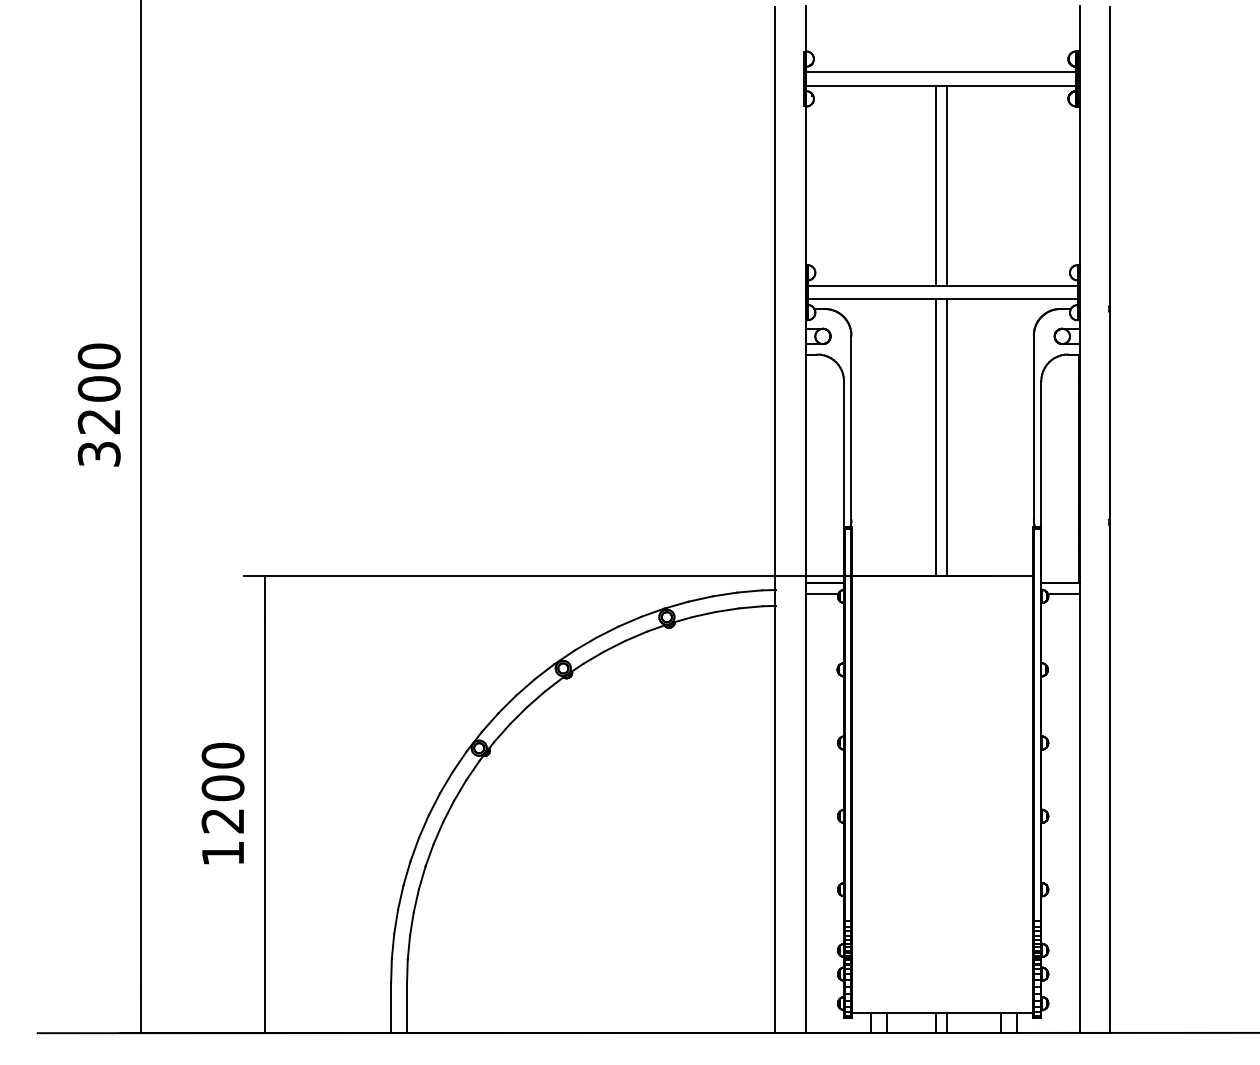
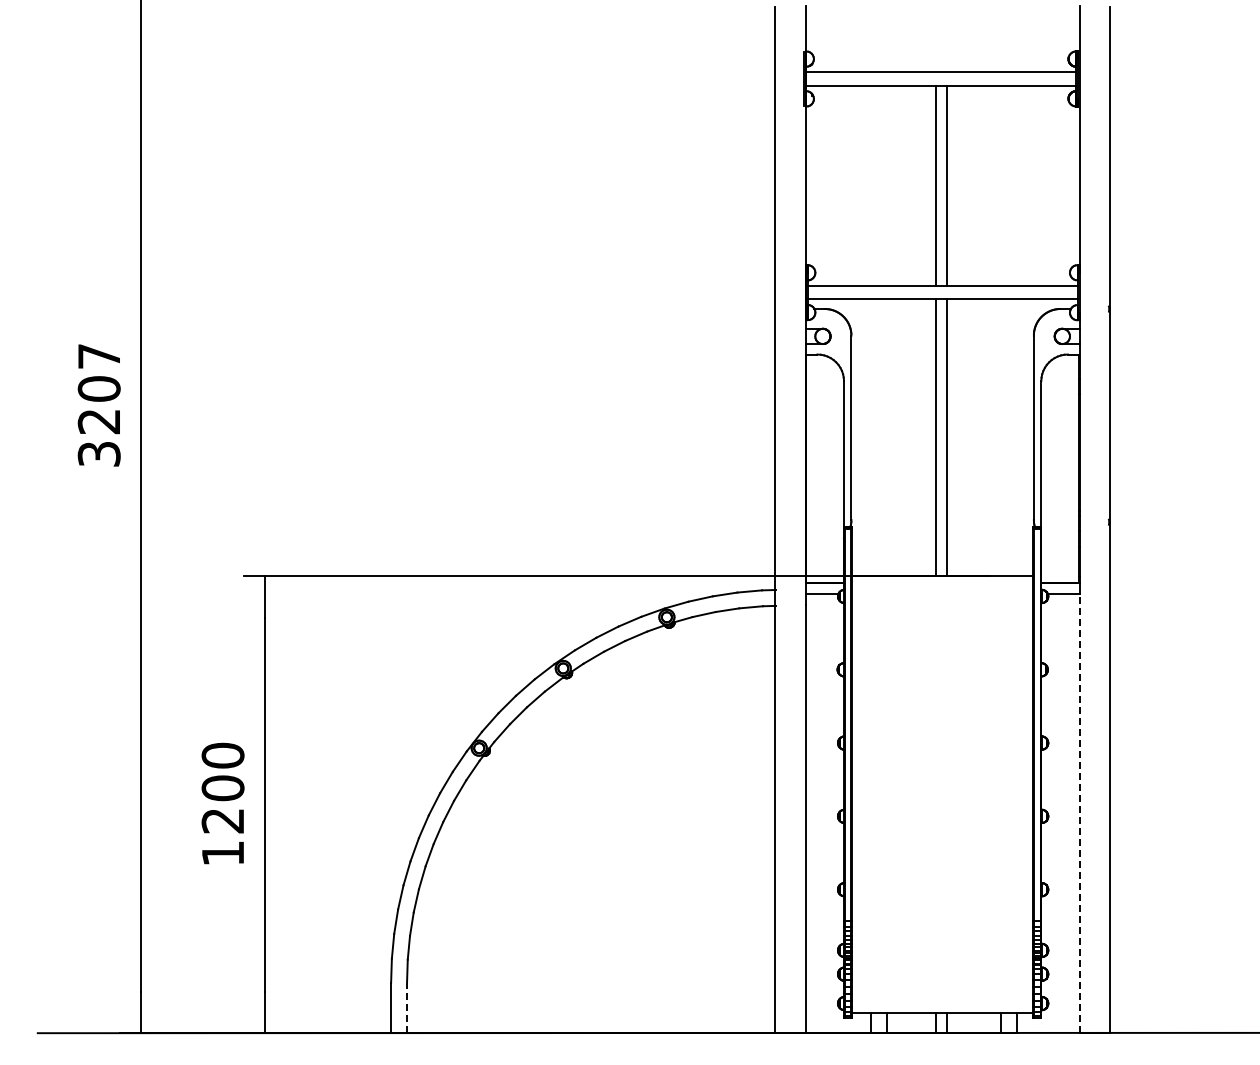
text: 3200 -> 3207 (98, 356)
line: solid -> dashed (1079, 813)
line: solid -> dashed (407, 1008)
